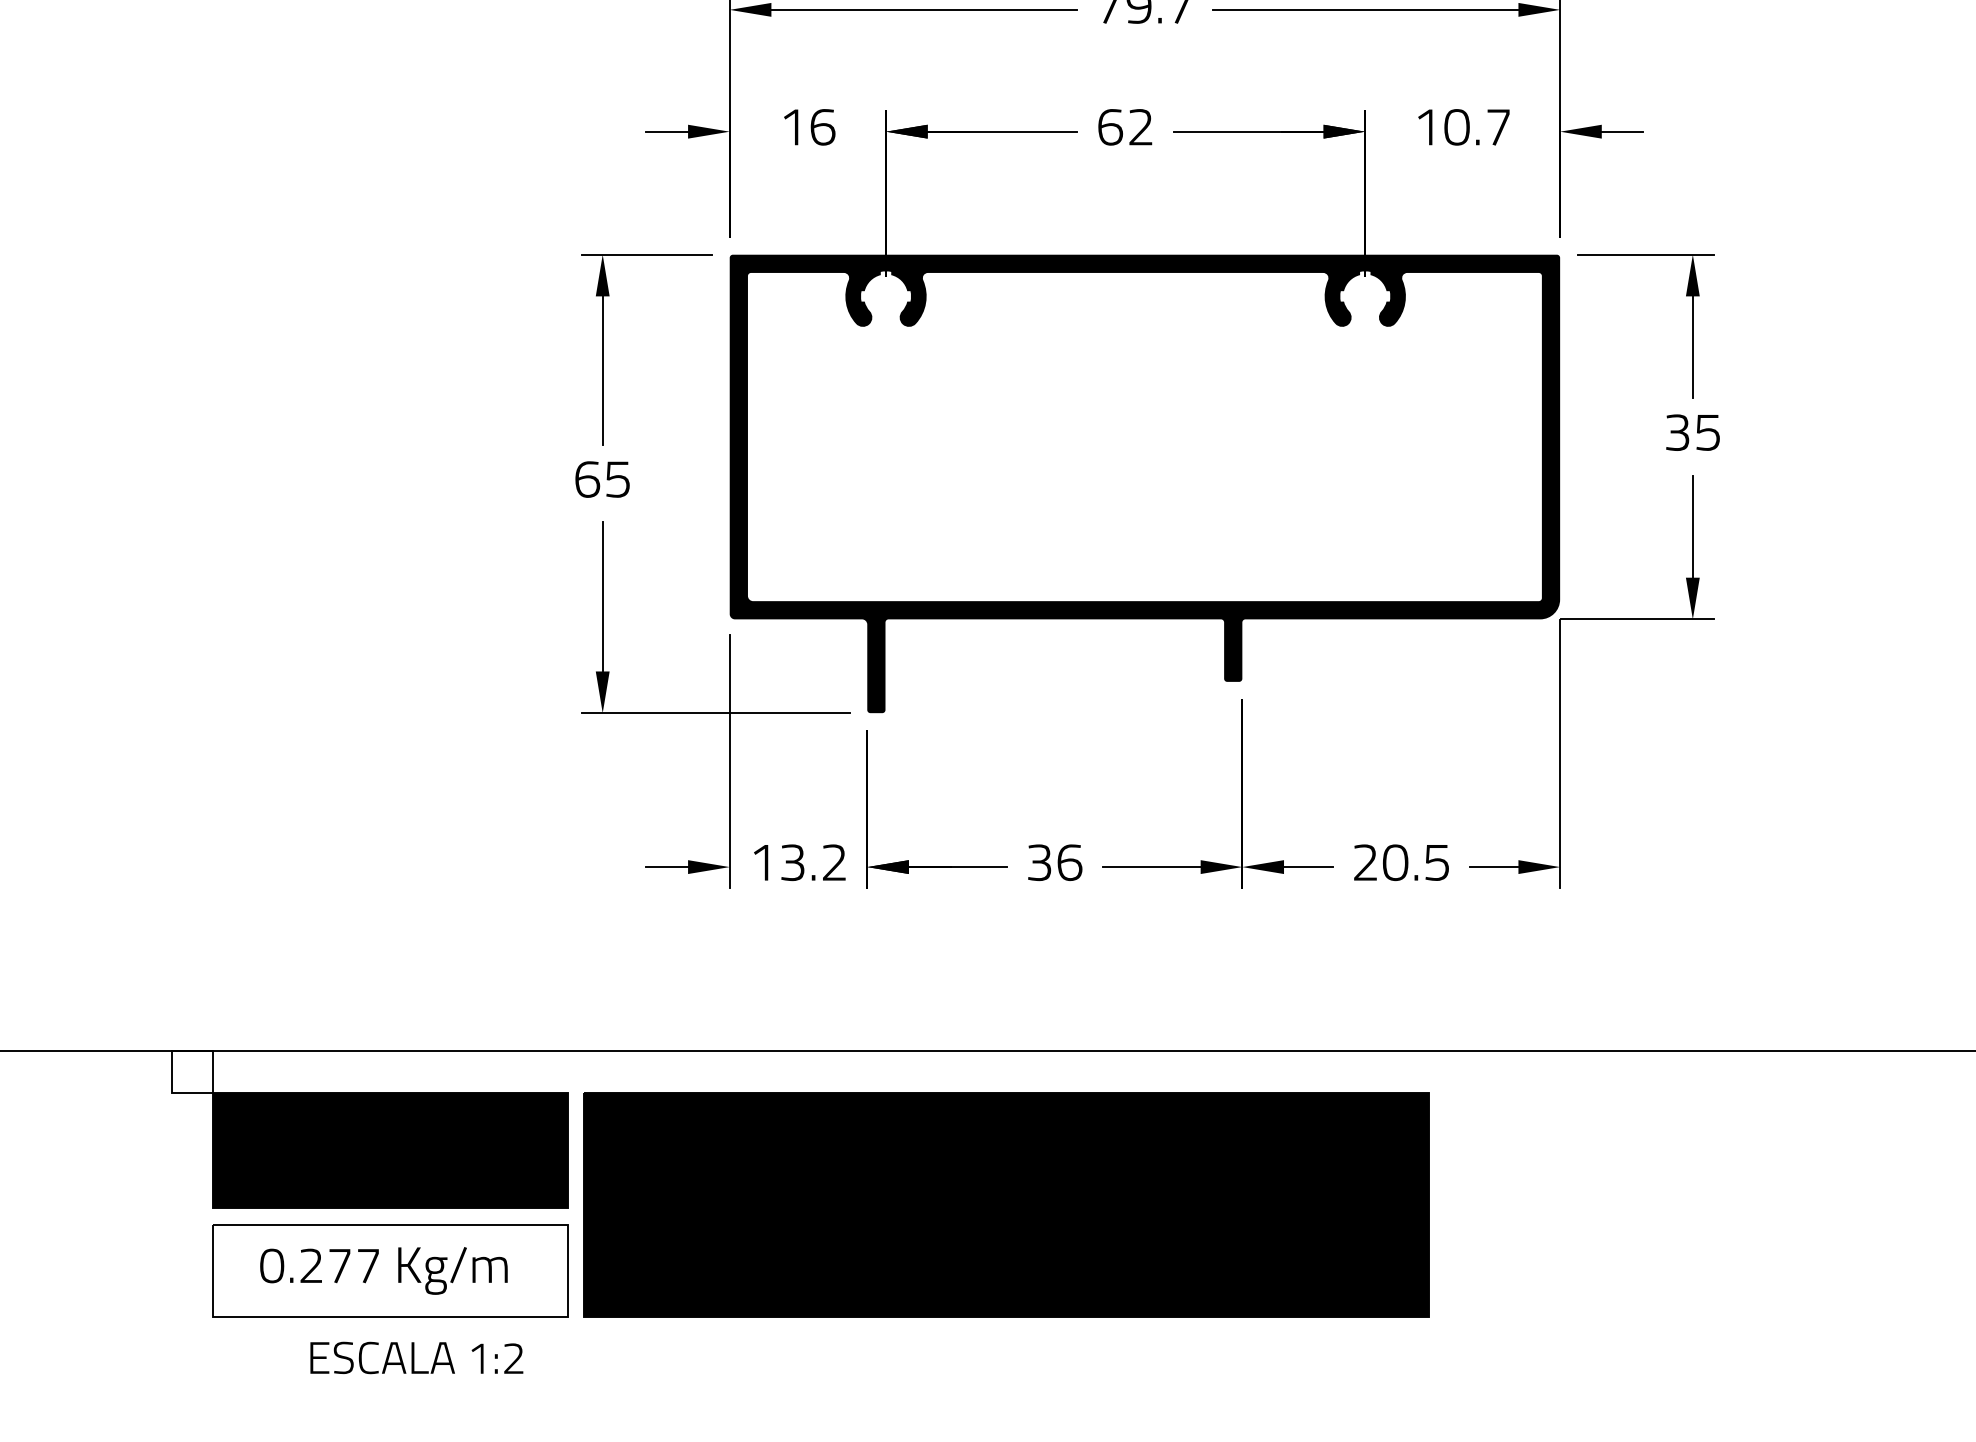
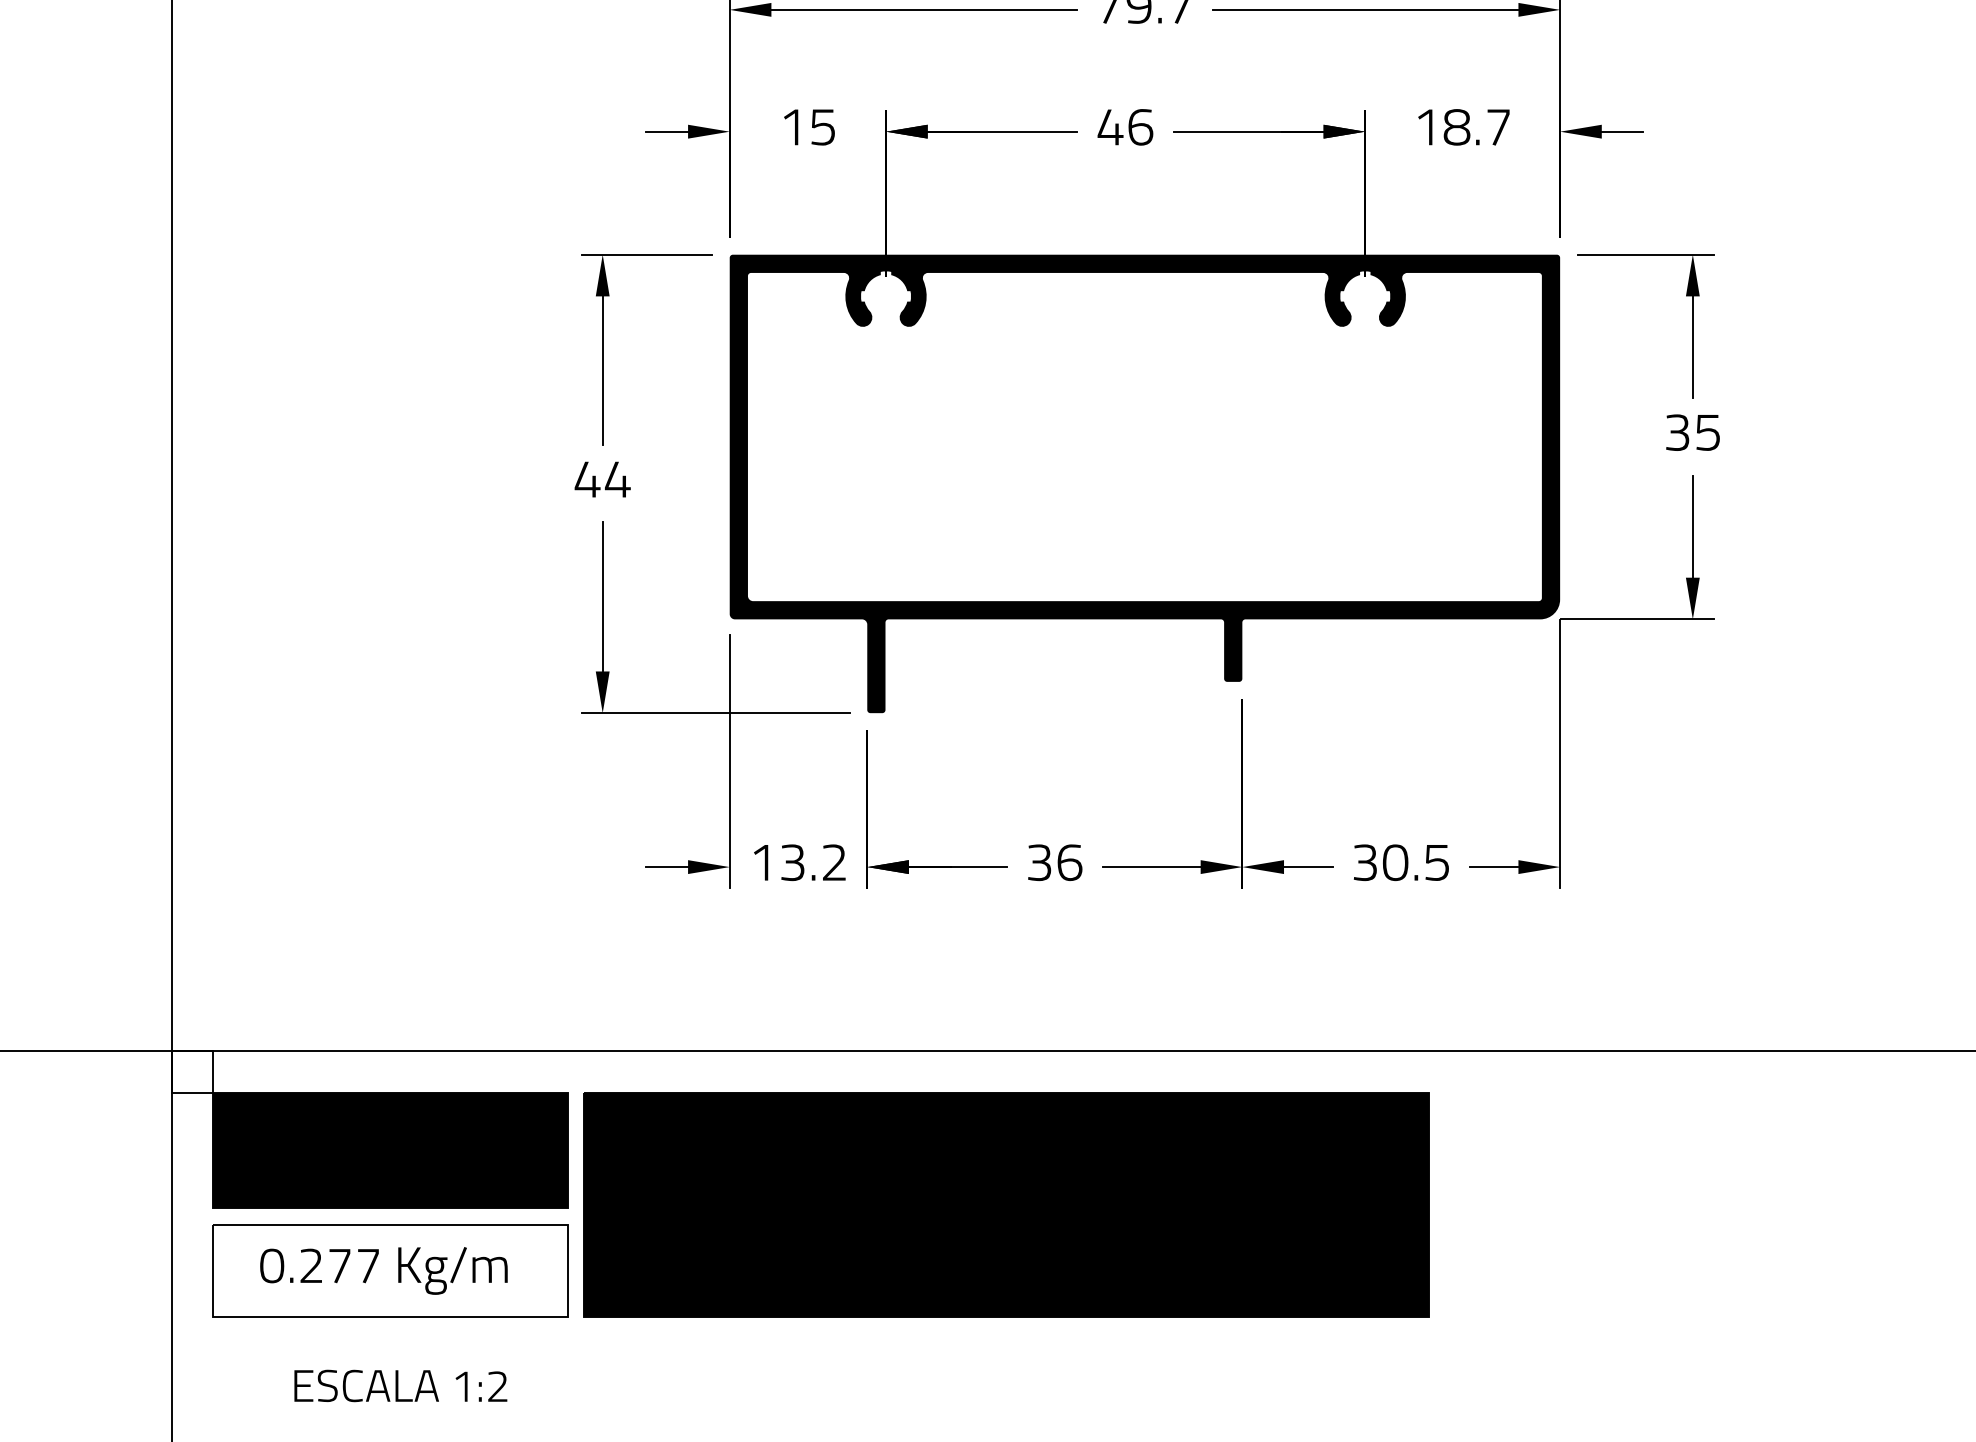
text: 16 -> 15 (822, 127)
text: 62 -> 46 (1125, 127)
text: 10.7 -> 18.7 (1456, 127)
text: 65 -> 44 (602, 479)
line: none -> present (171, 720)
text: 20.5 -> 30.5 (1364, 862)
text position: (416, 1357) -> (400, 1385) (400, 1385)
